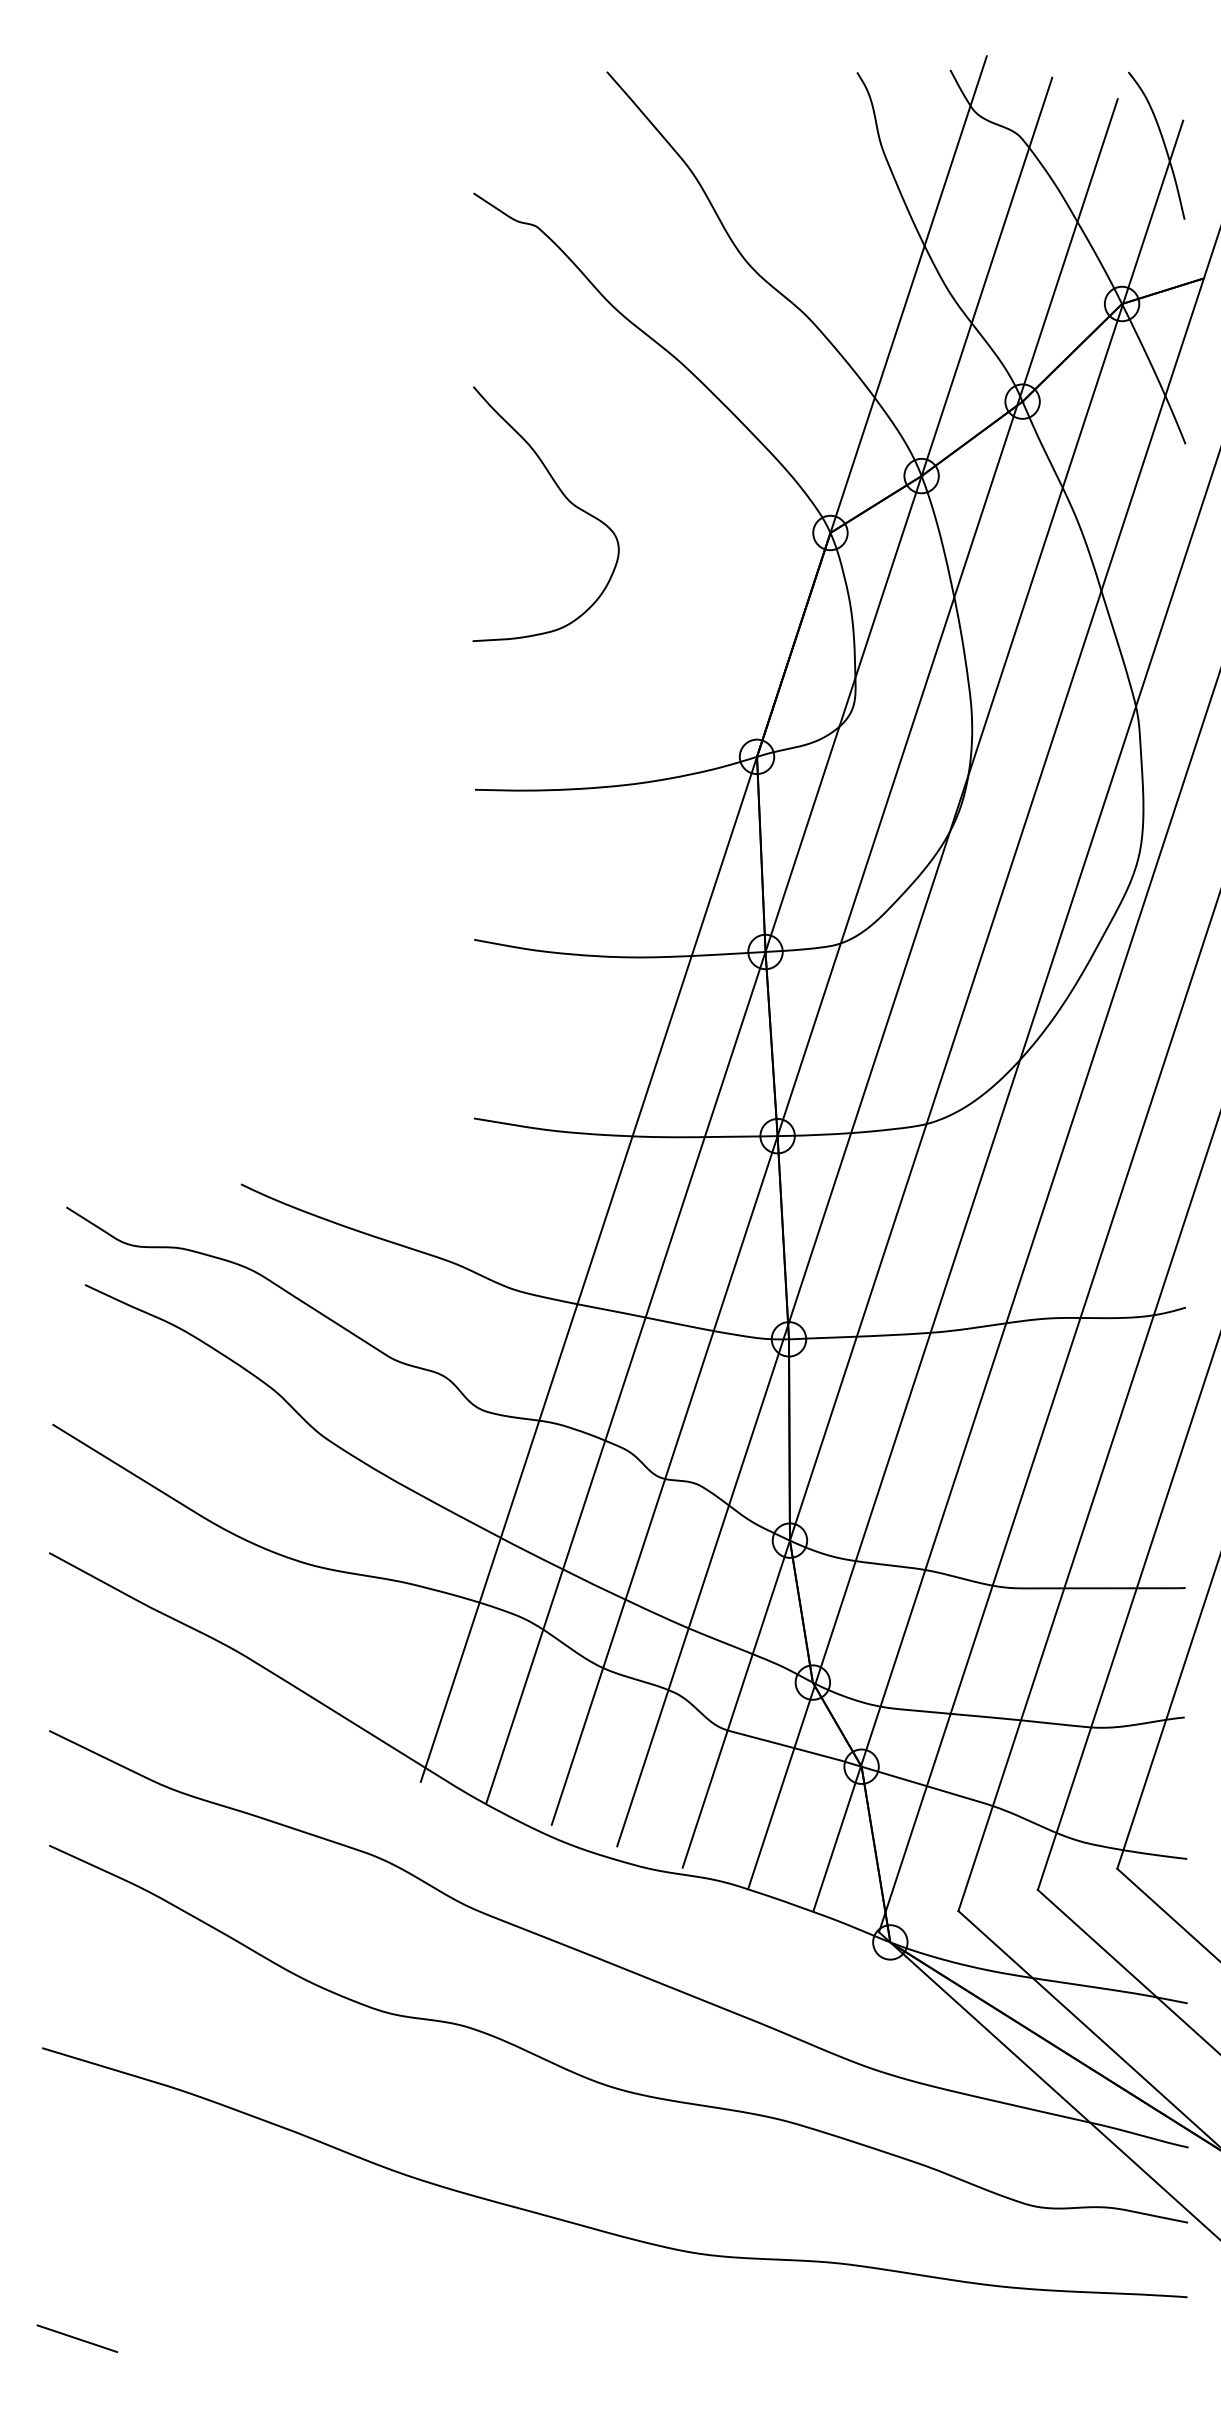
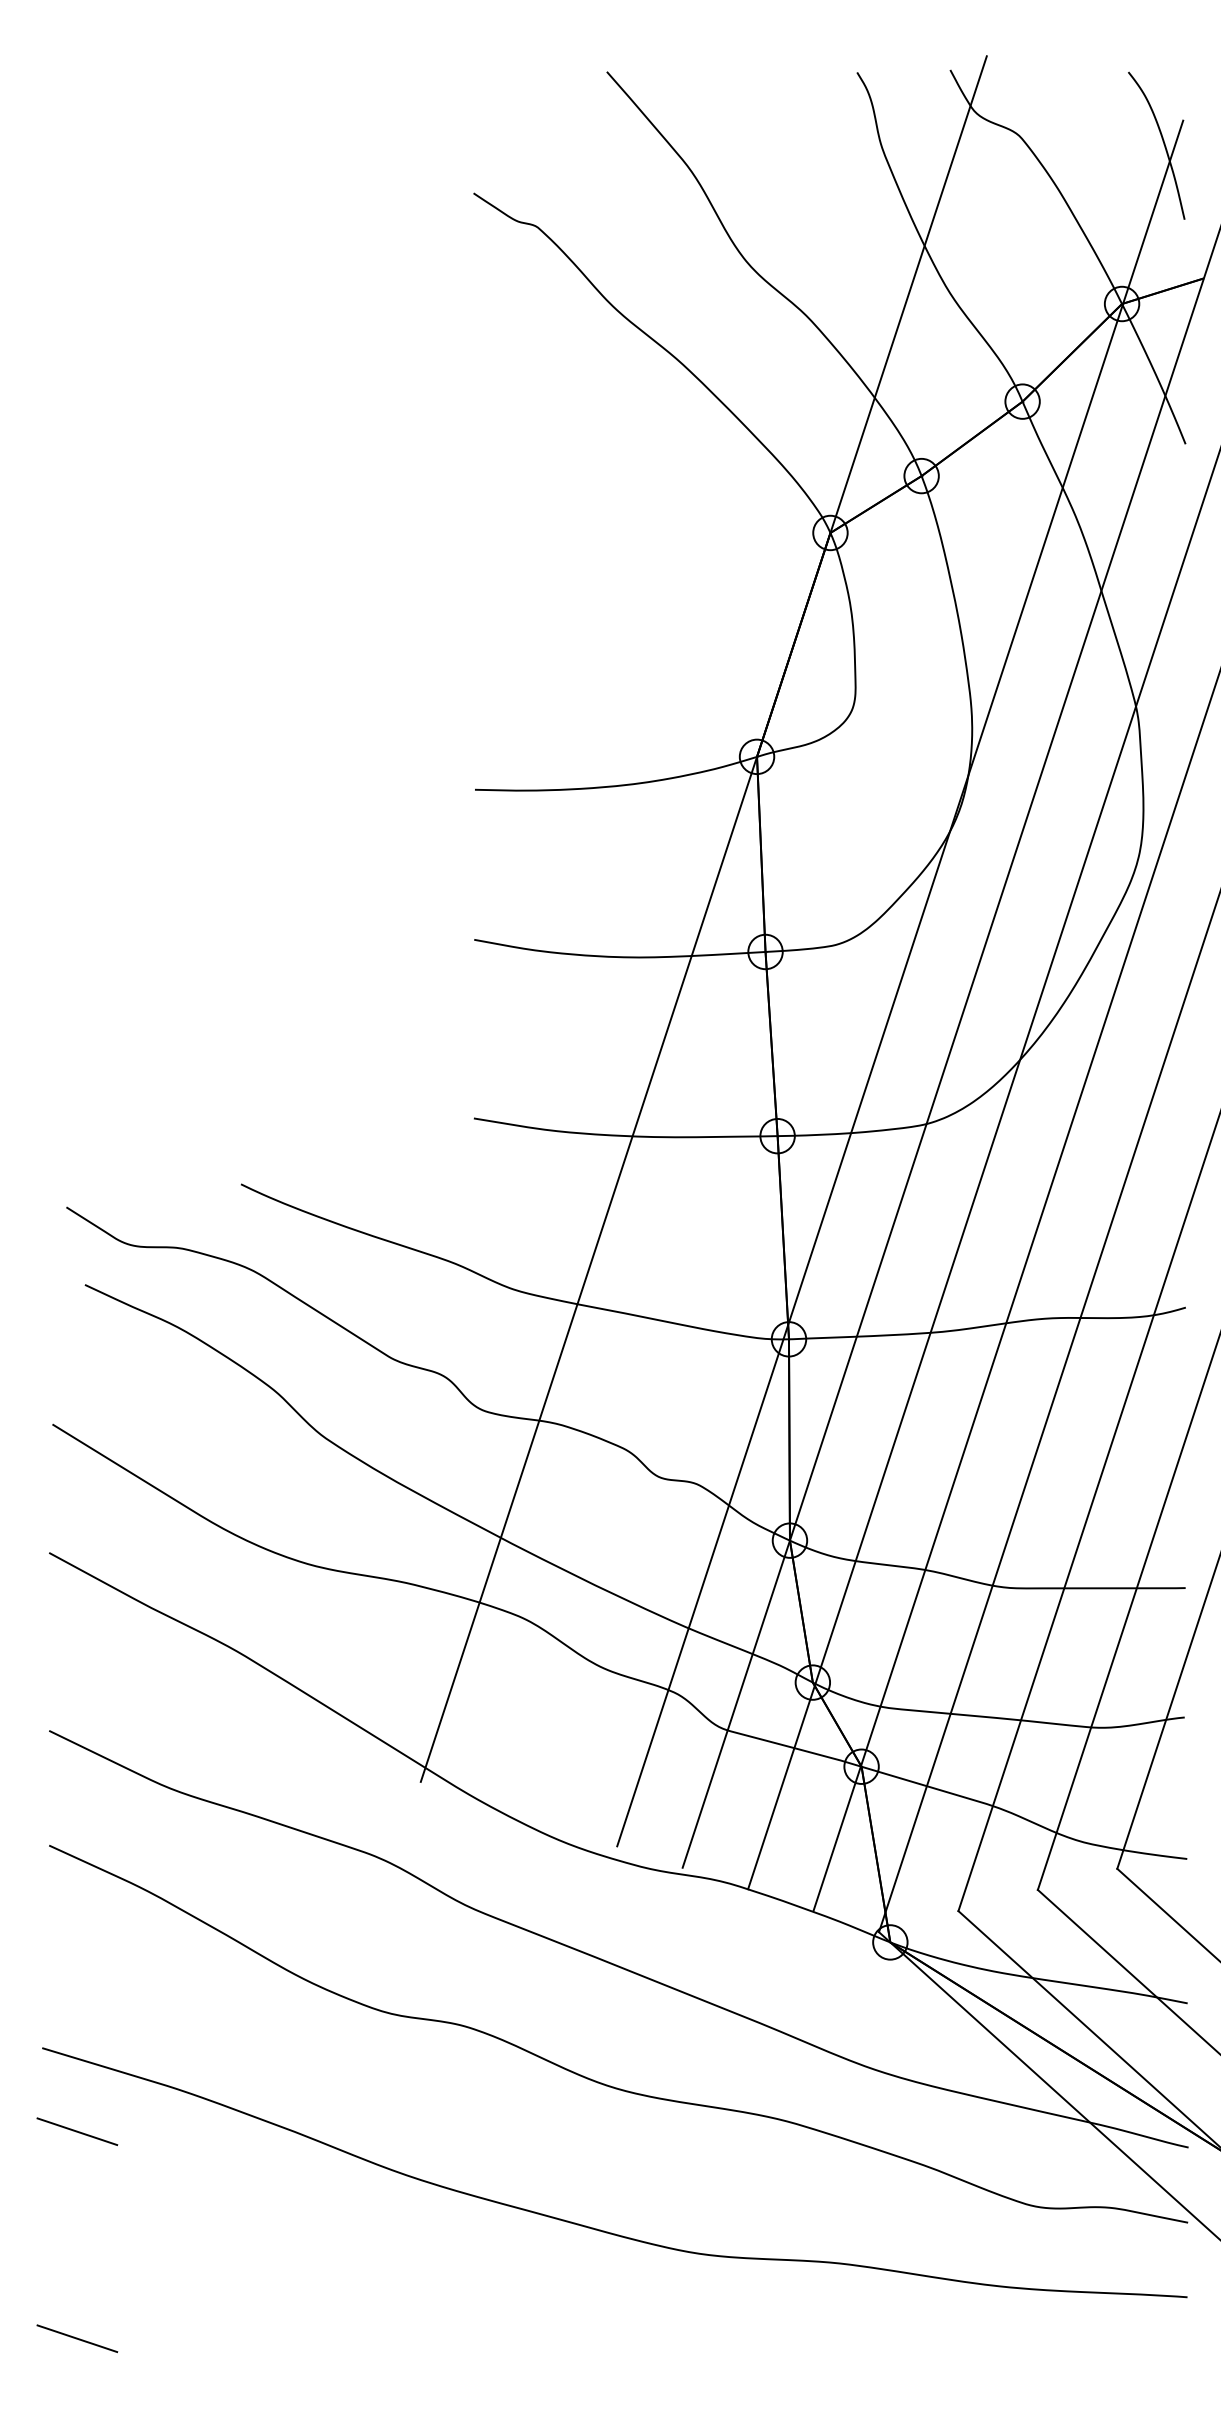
curve: present -> none (564, 497)
line: present -> none (769, 940)
line: present -> none (834, 961)
line: none -> present (77, 2131)
